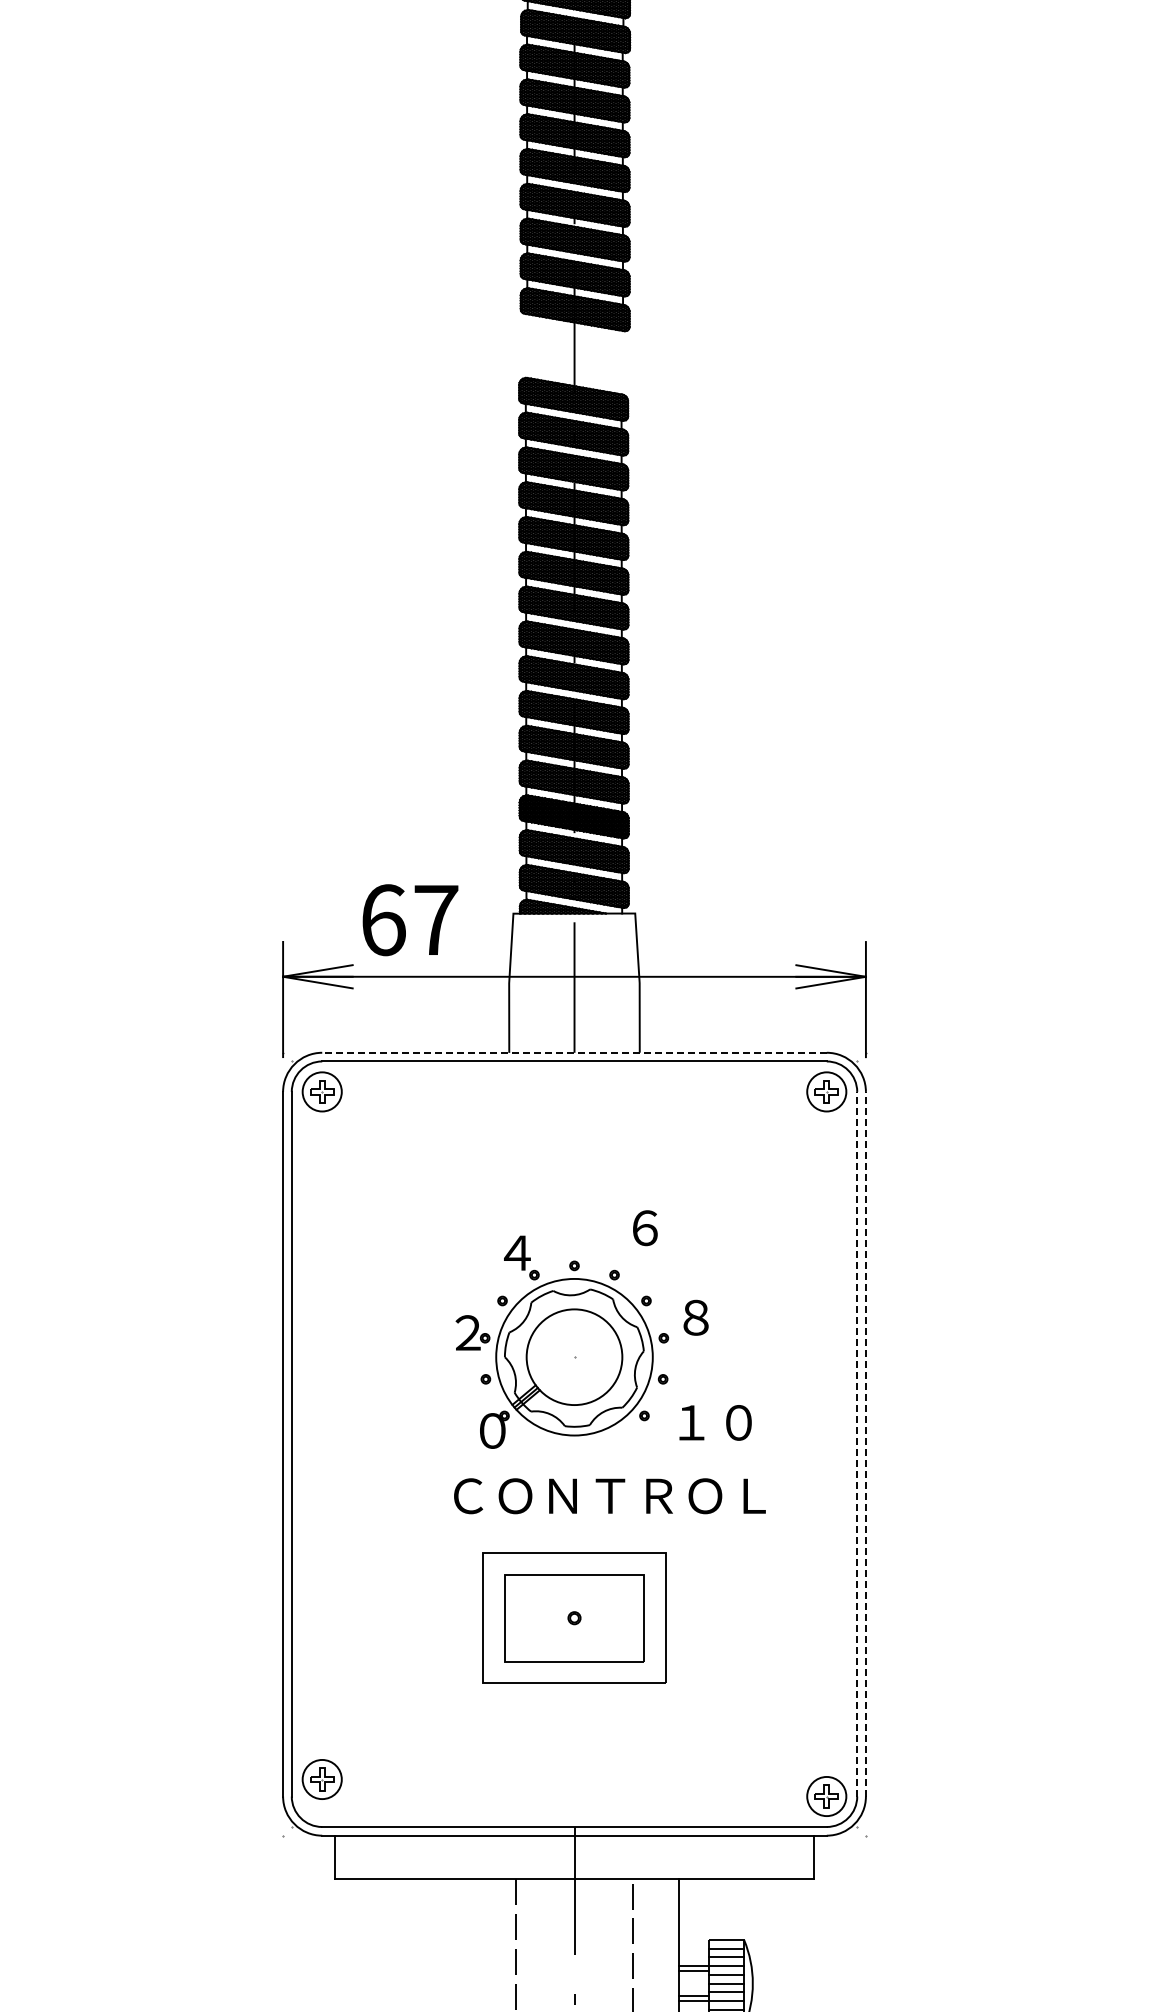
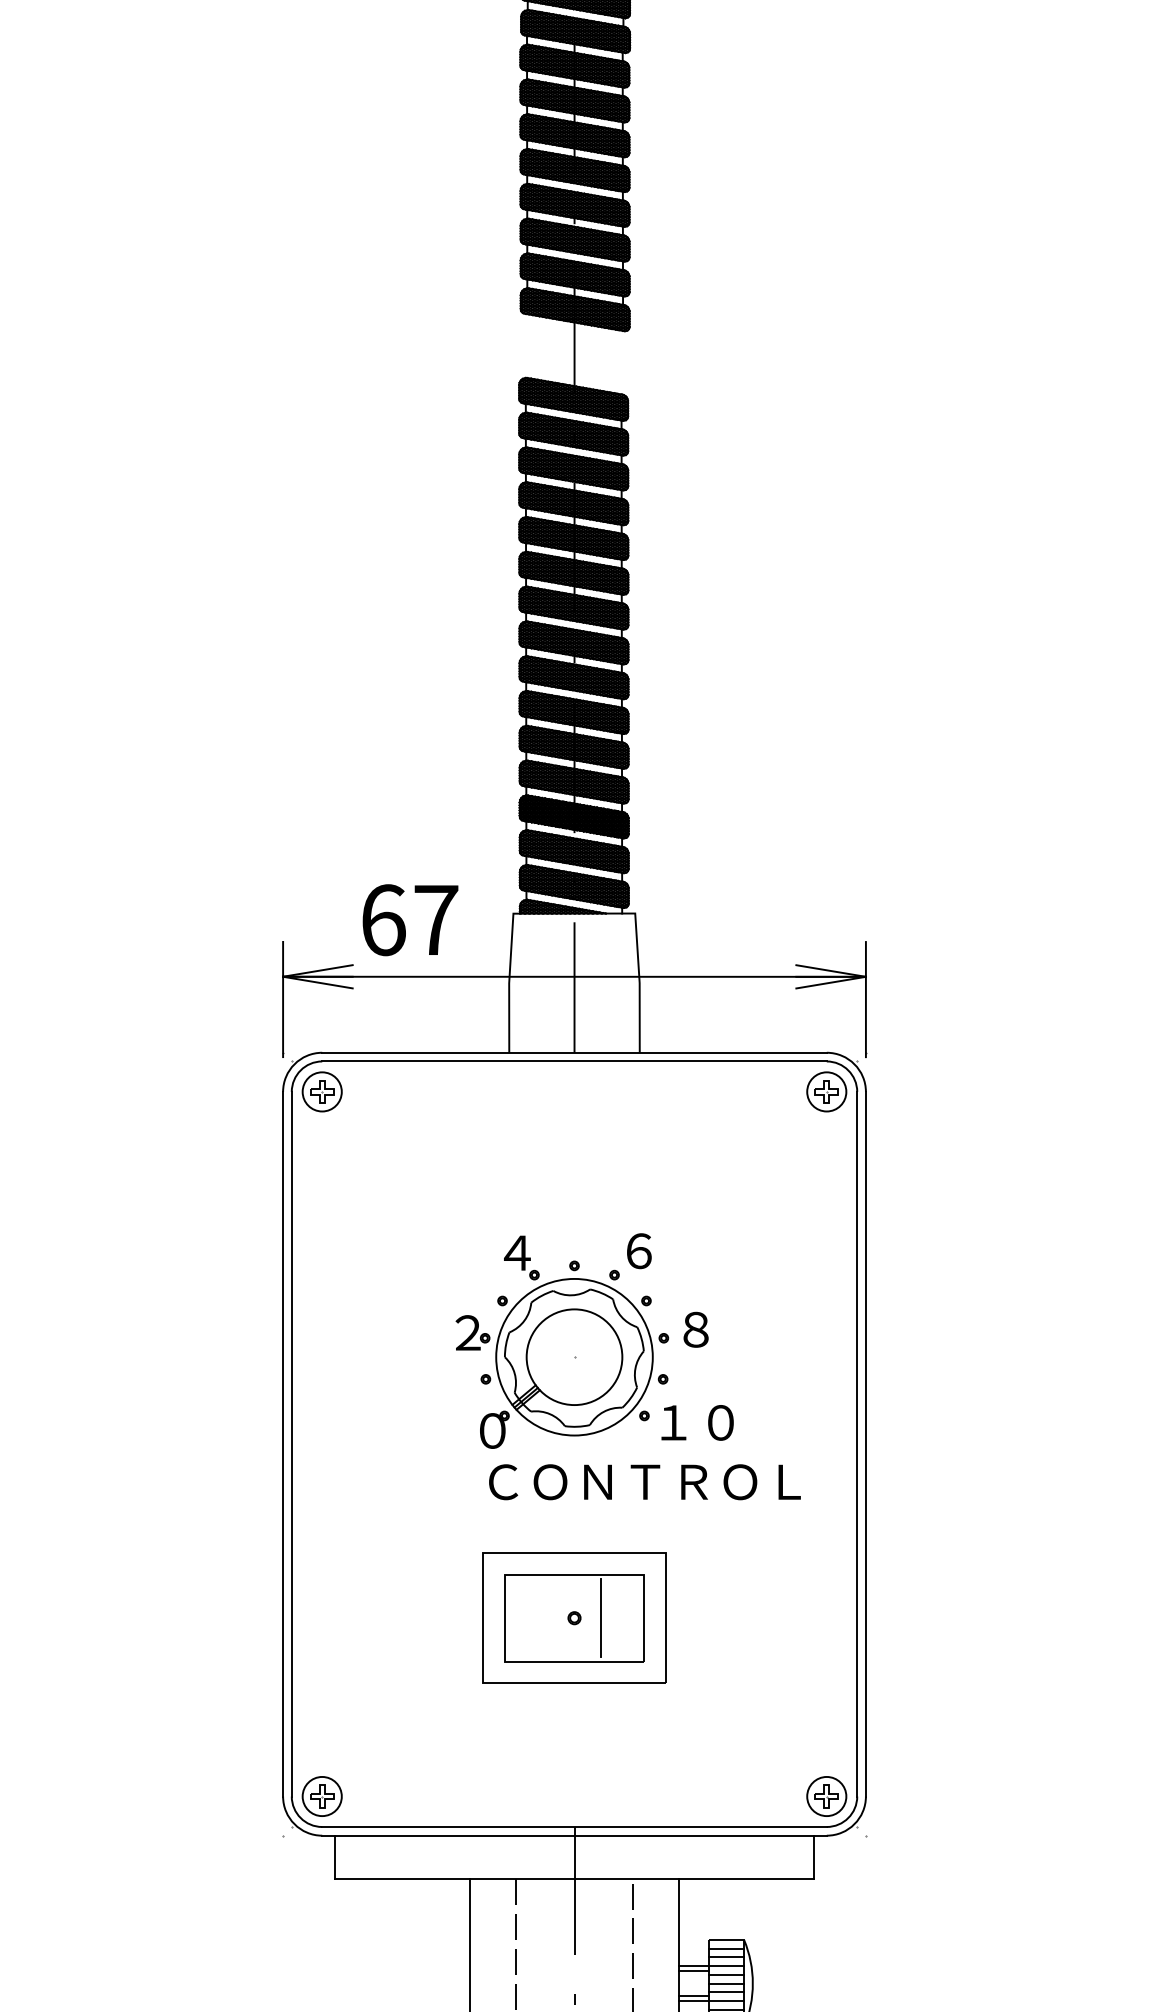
line: dashed -> solid (574, 1052)
text position: (645, 1228) -> (639, 1251) (639, 1251)
text position: (695, 1317) -> (695, 1329) (695, 1329)
text position: (715, 1422) -> (697, 1422) (697, 1422)
line: dashed -> solid (857, 1443)
line: dashed -> solid (865, 1443)
text position: (609, 1496) -> (644, 1482) (644, 1482)
line: none -> present (600, 1618)
part position: (321, 1779) -> (321, 1796) (321, 1796)
line: none -> present (470, 1943)
